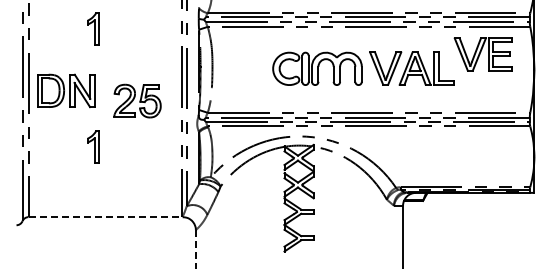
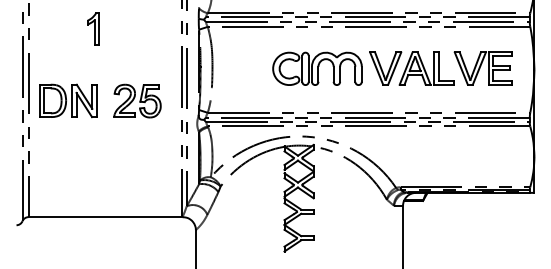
part position: (482, 54) -> (482, 68) (482, 68)
part position: (66, 90) -> (68, 100) (68, 100)
part: present -> none (93, 146)
line: dashed -> solid (105, 217)
line: dashed -> solid (195, 249)
